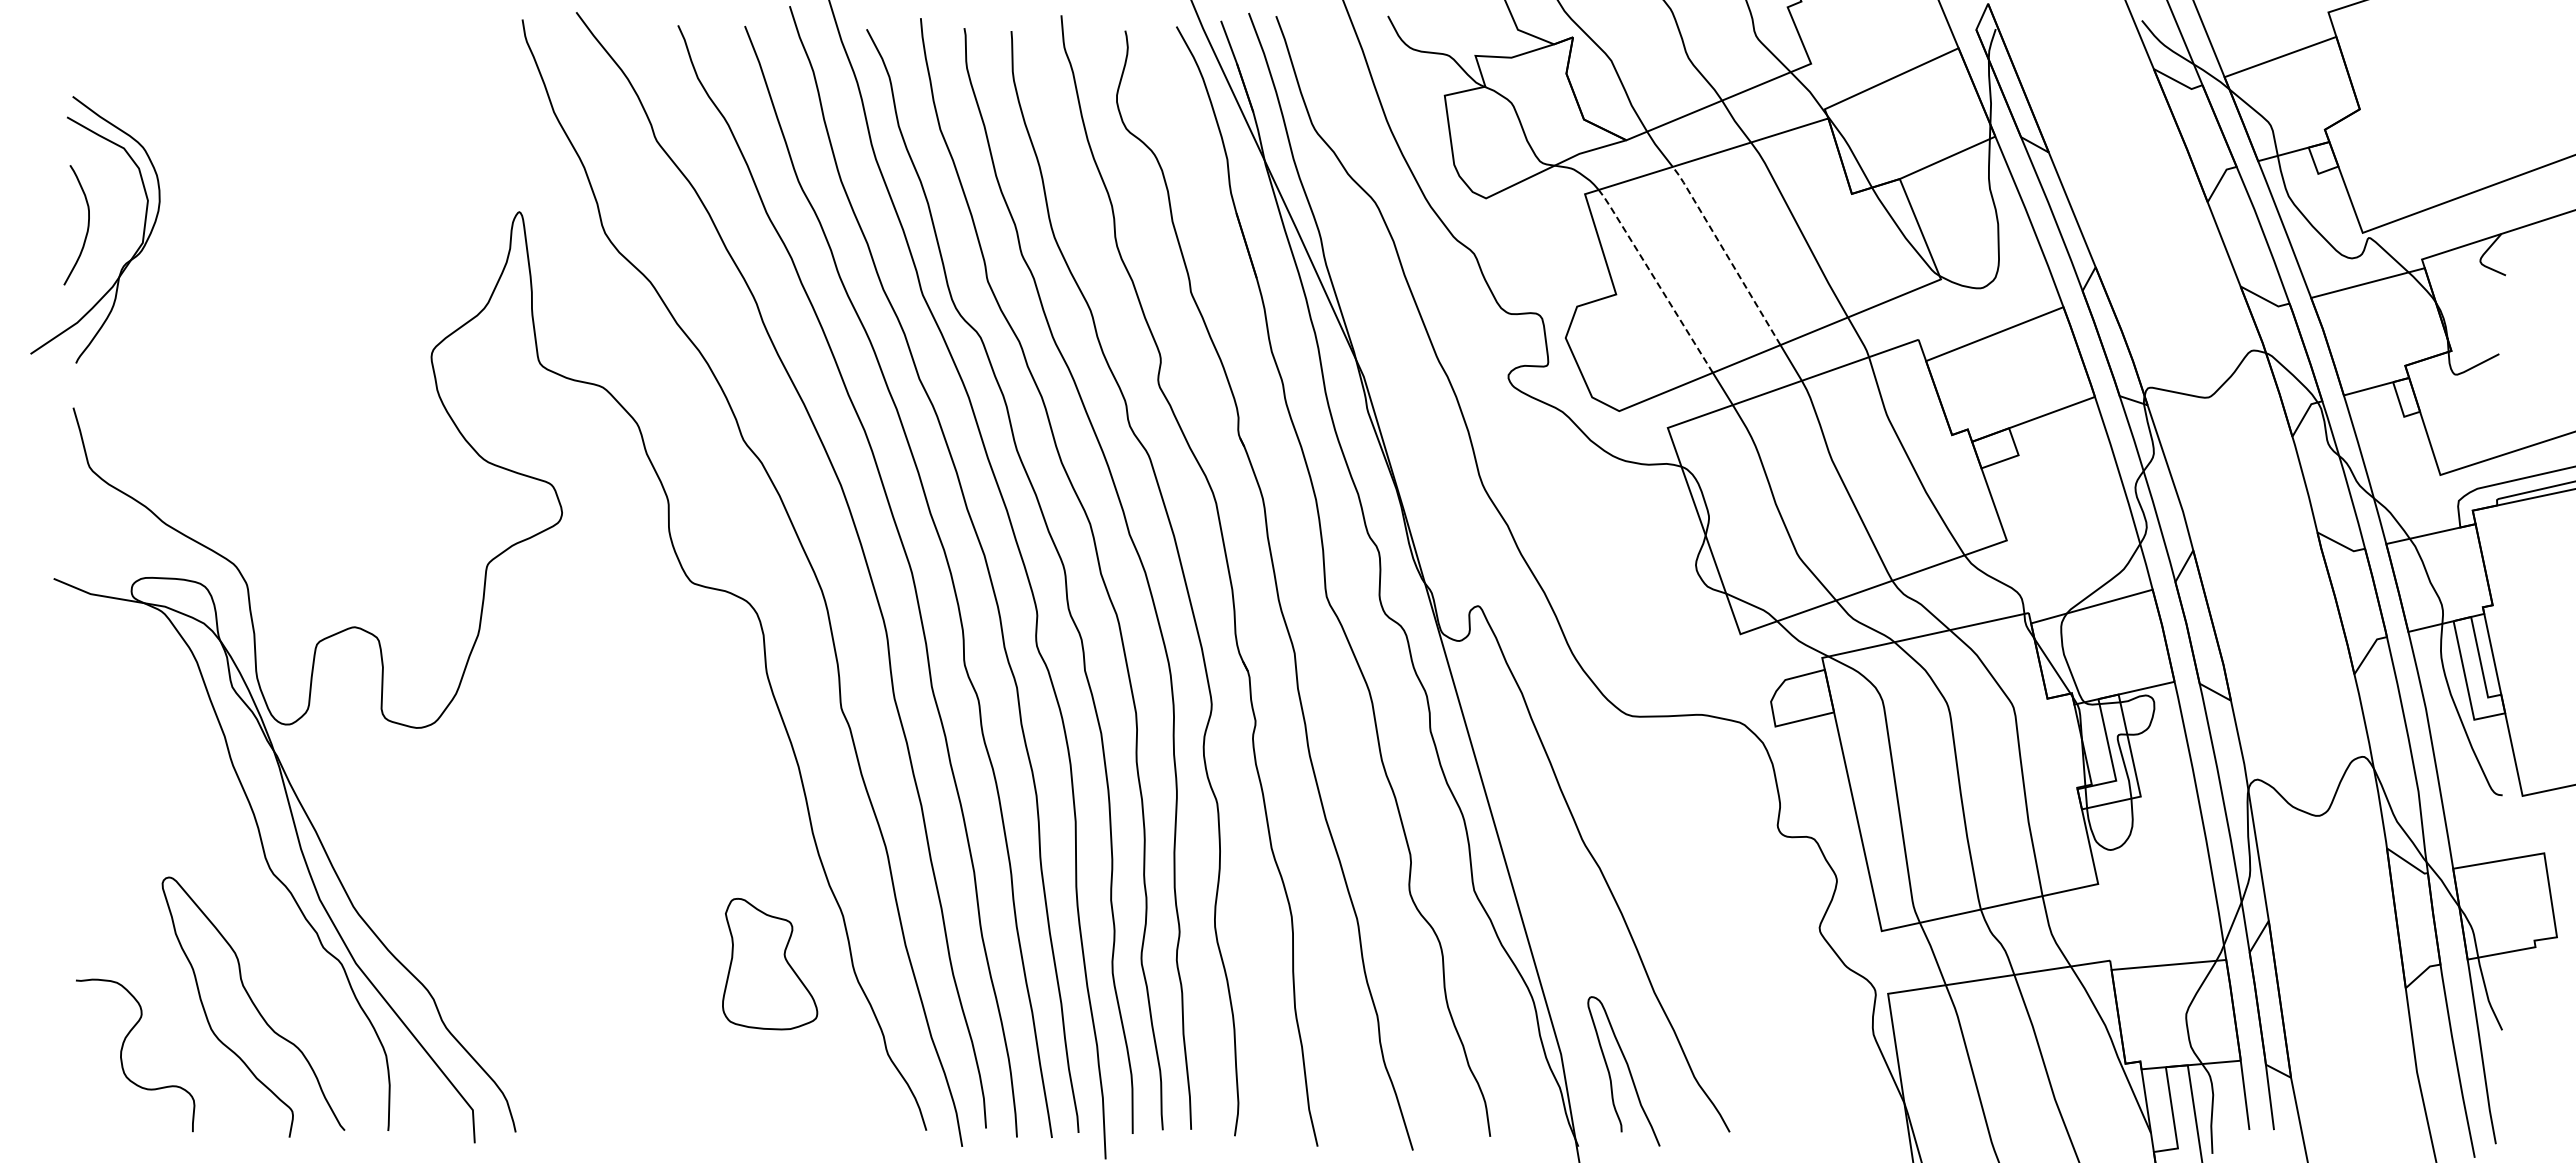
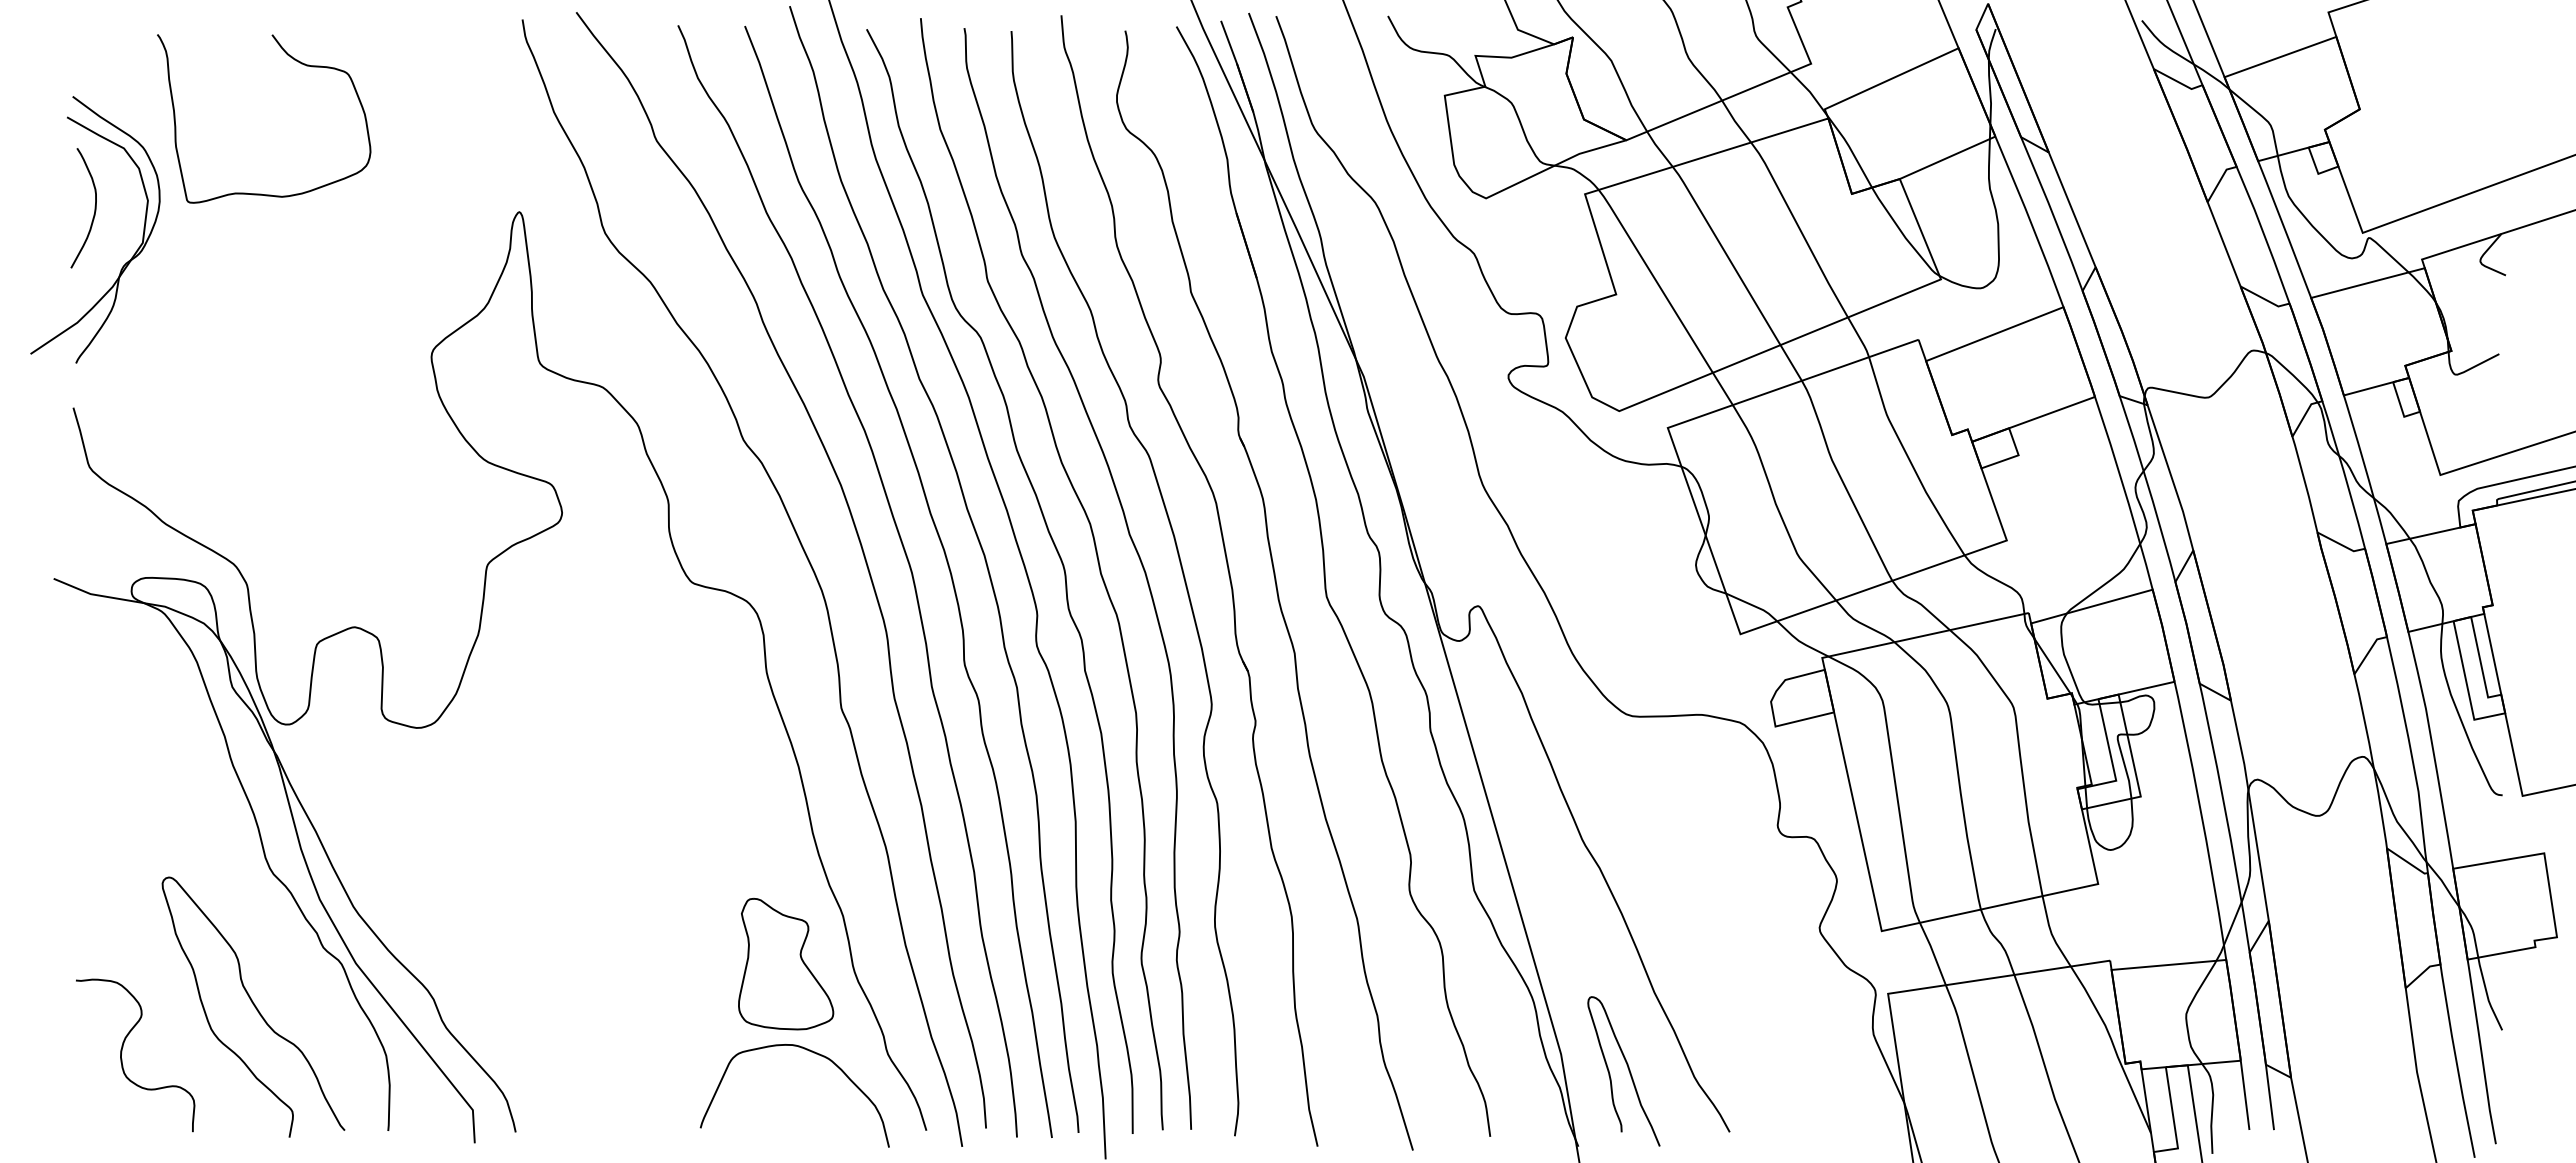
curve: none -> present (299, 63)
curve position: (87, 225) -> (94, 208) (94, 208)
line: dashed -> solid (1726, 254)
line: dashed -> solid (1655, 279)
part position: (770, 963) -> (786, 963) (786, 963)
curve: none -> present (813, 1053)
